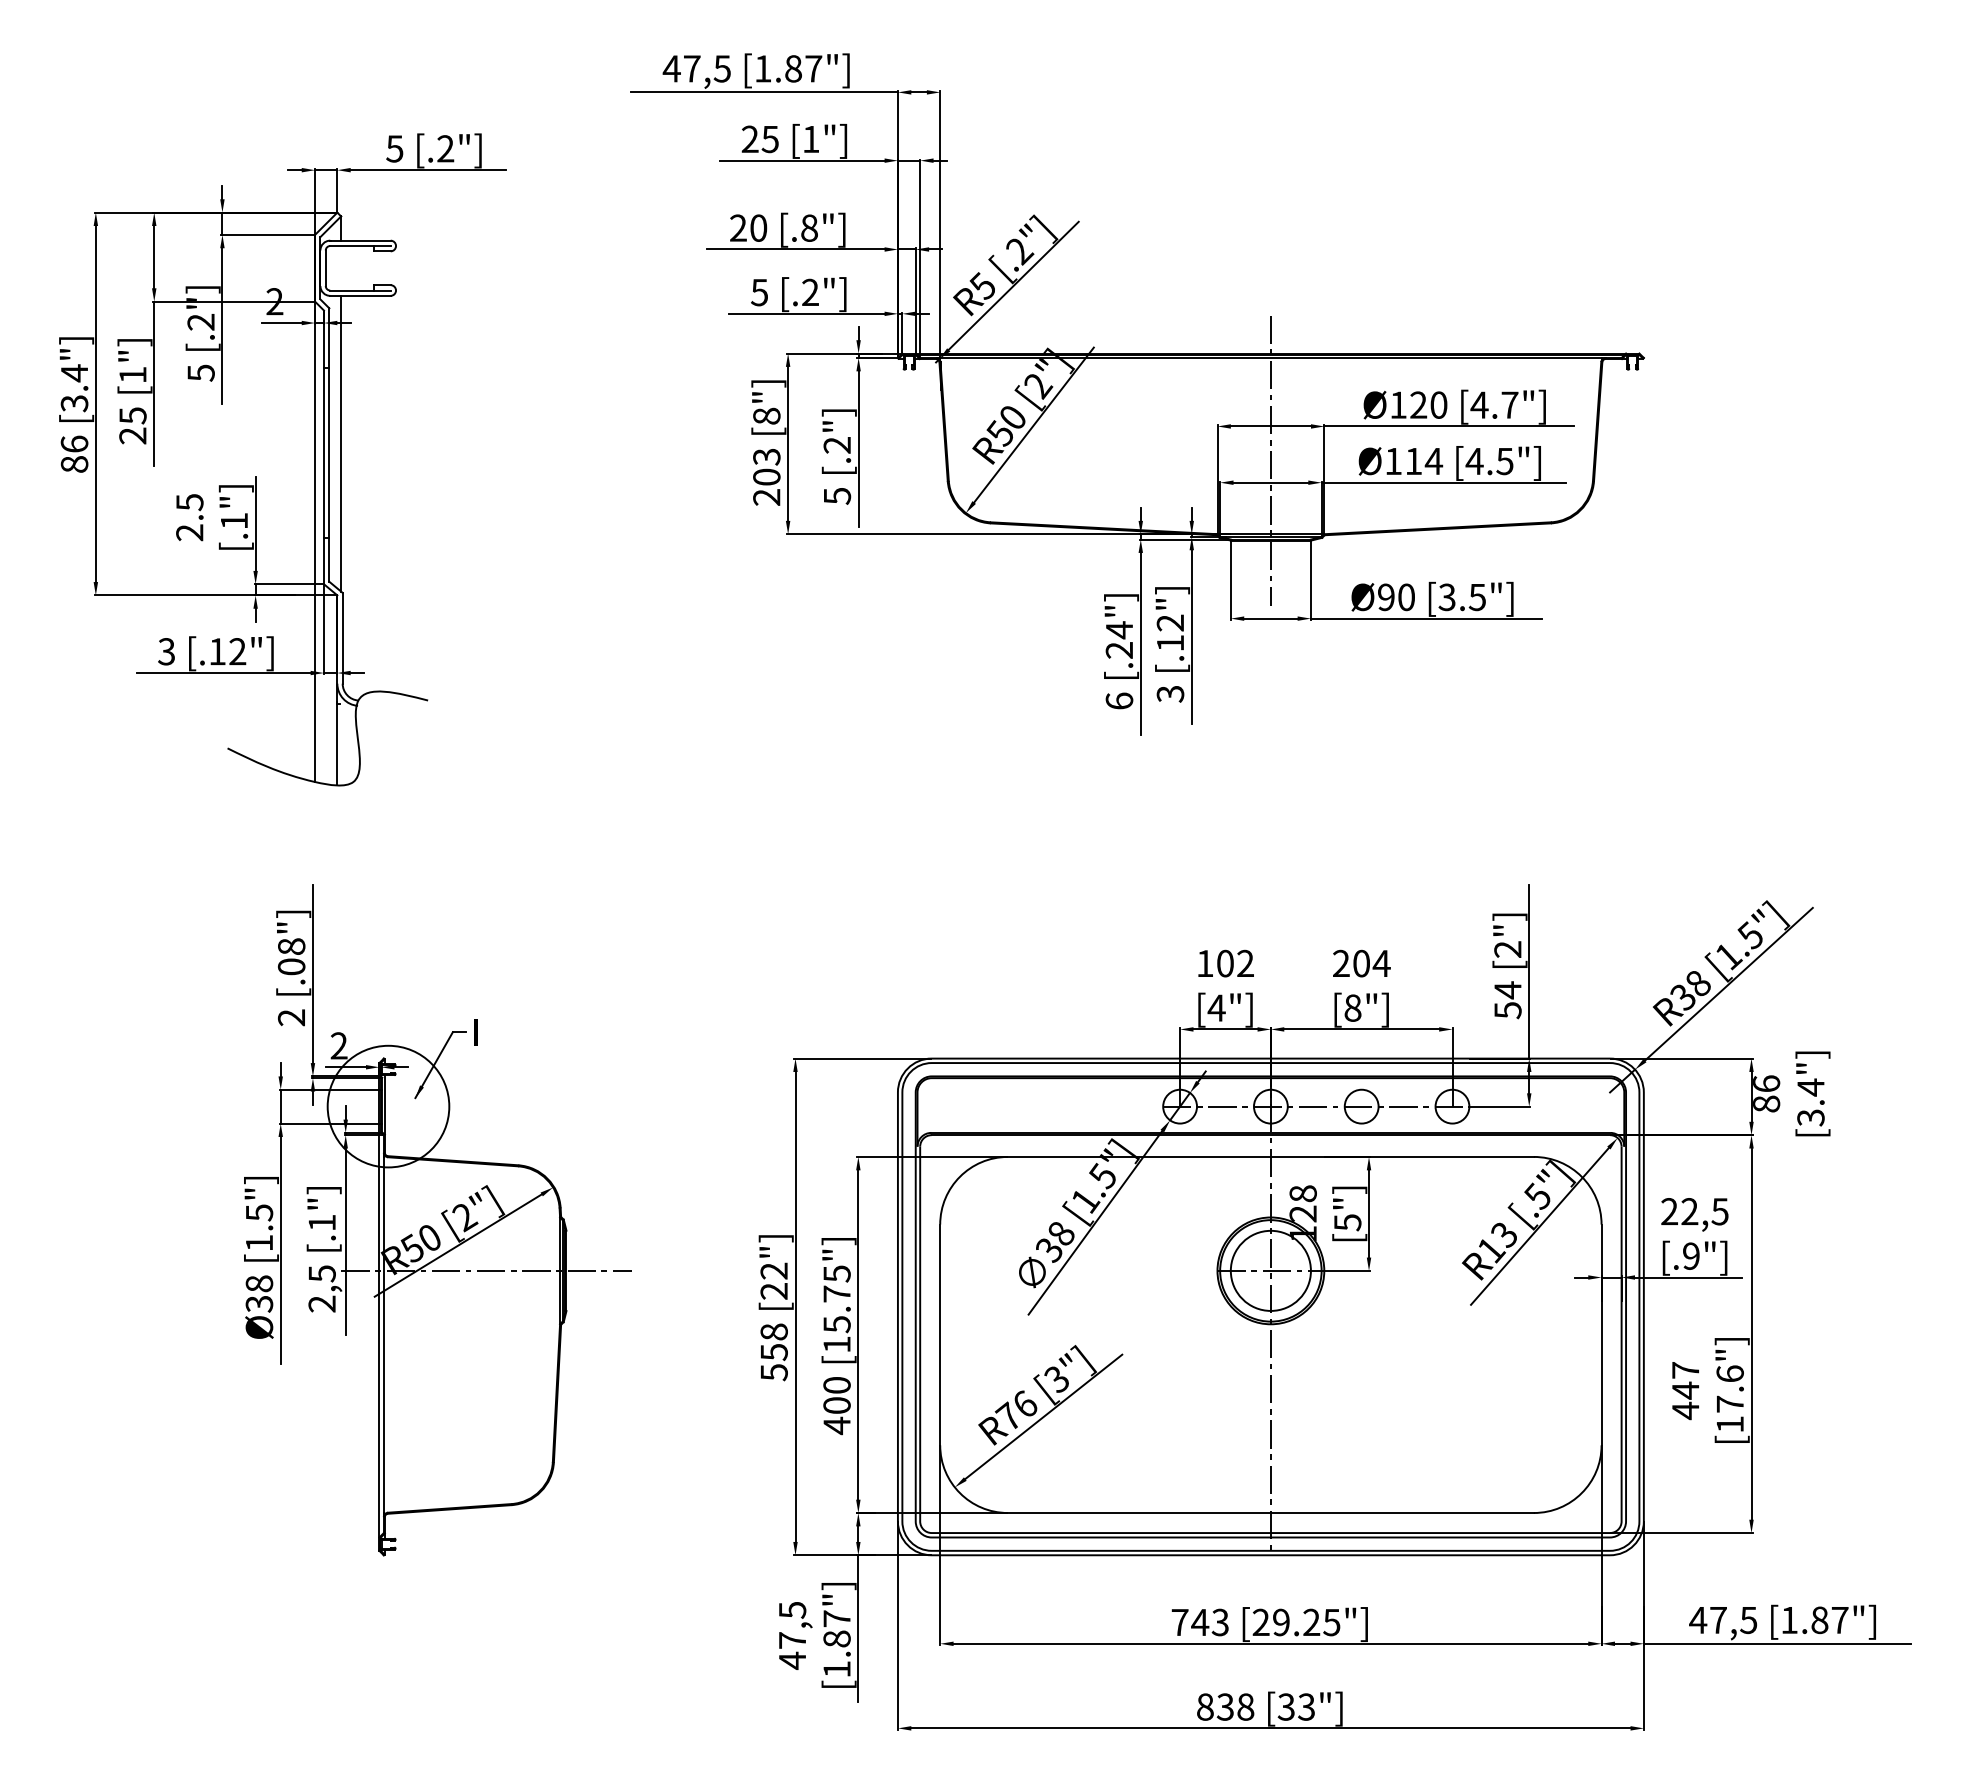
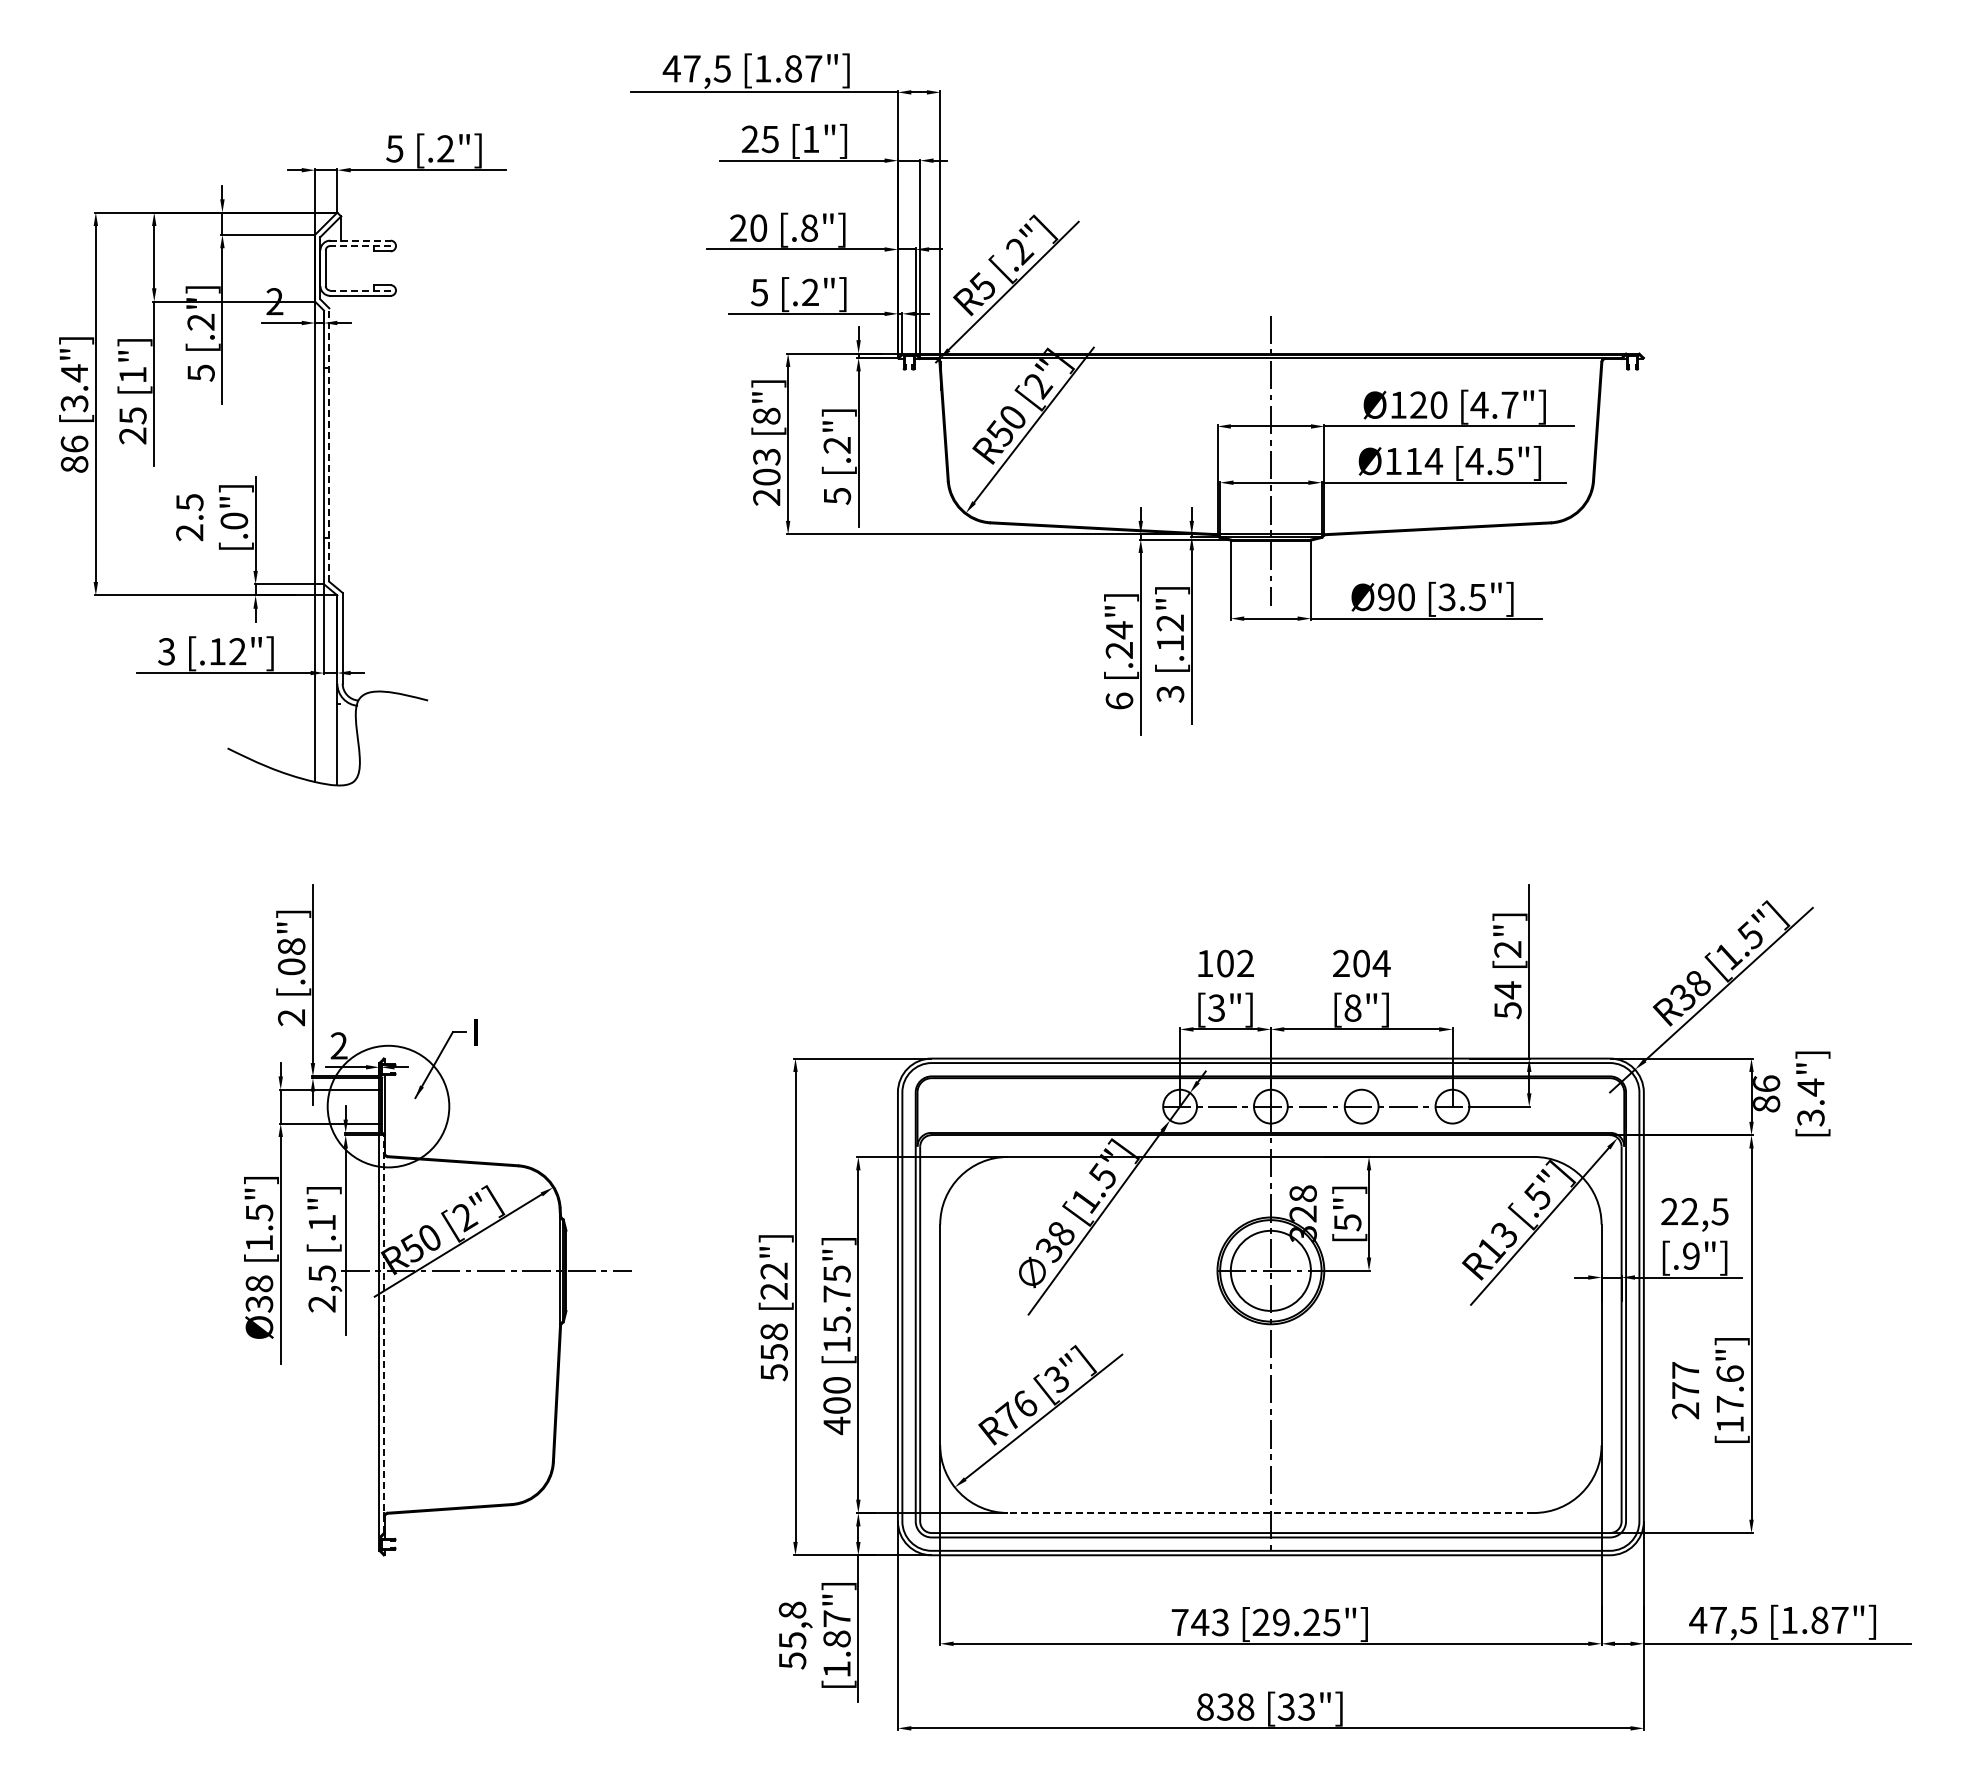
line: solid -> dashed (360, 240)
line: solid -> dashed (359, 246)
line: solid -> dashed (359, 290)
line: present -> none (341, 443)
line: solid -> dashed (329, 445)
text: [.1"] -> [.0"] (234, 520)
text: [4"] -> [3"] (1216, 1007)
text: 128 -> 328 (1302, 1234)
line: solid -> dashed (383, 1334)
text: 447 -> 277 (1685, 1400)
line: solid -> dashed (1270, 1513)
text: 47,5 -> 55,8 (792, 1635)
